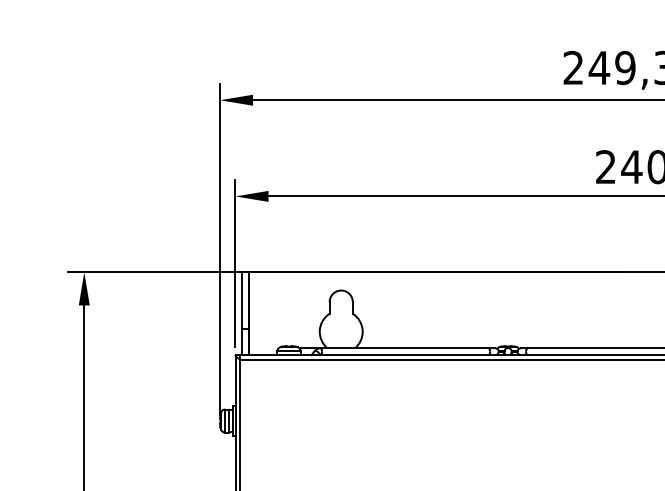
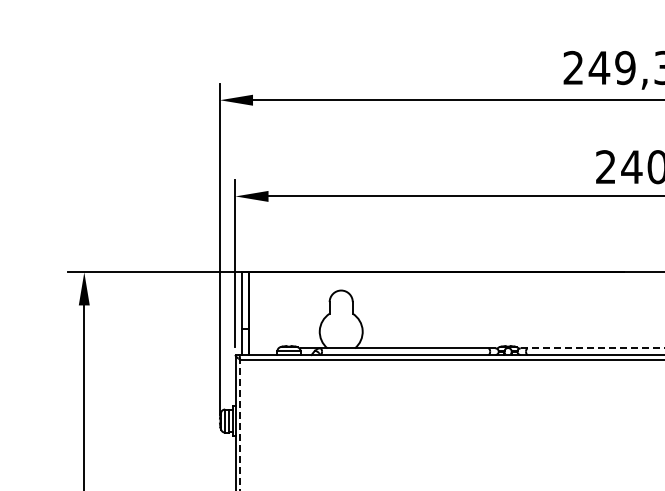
line: solid -> dashed (592, 348)
line: solid -> dashed (240, 424)
